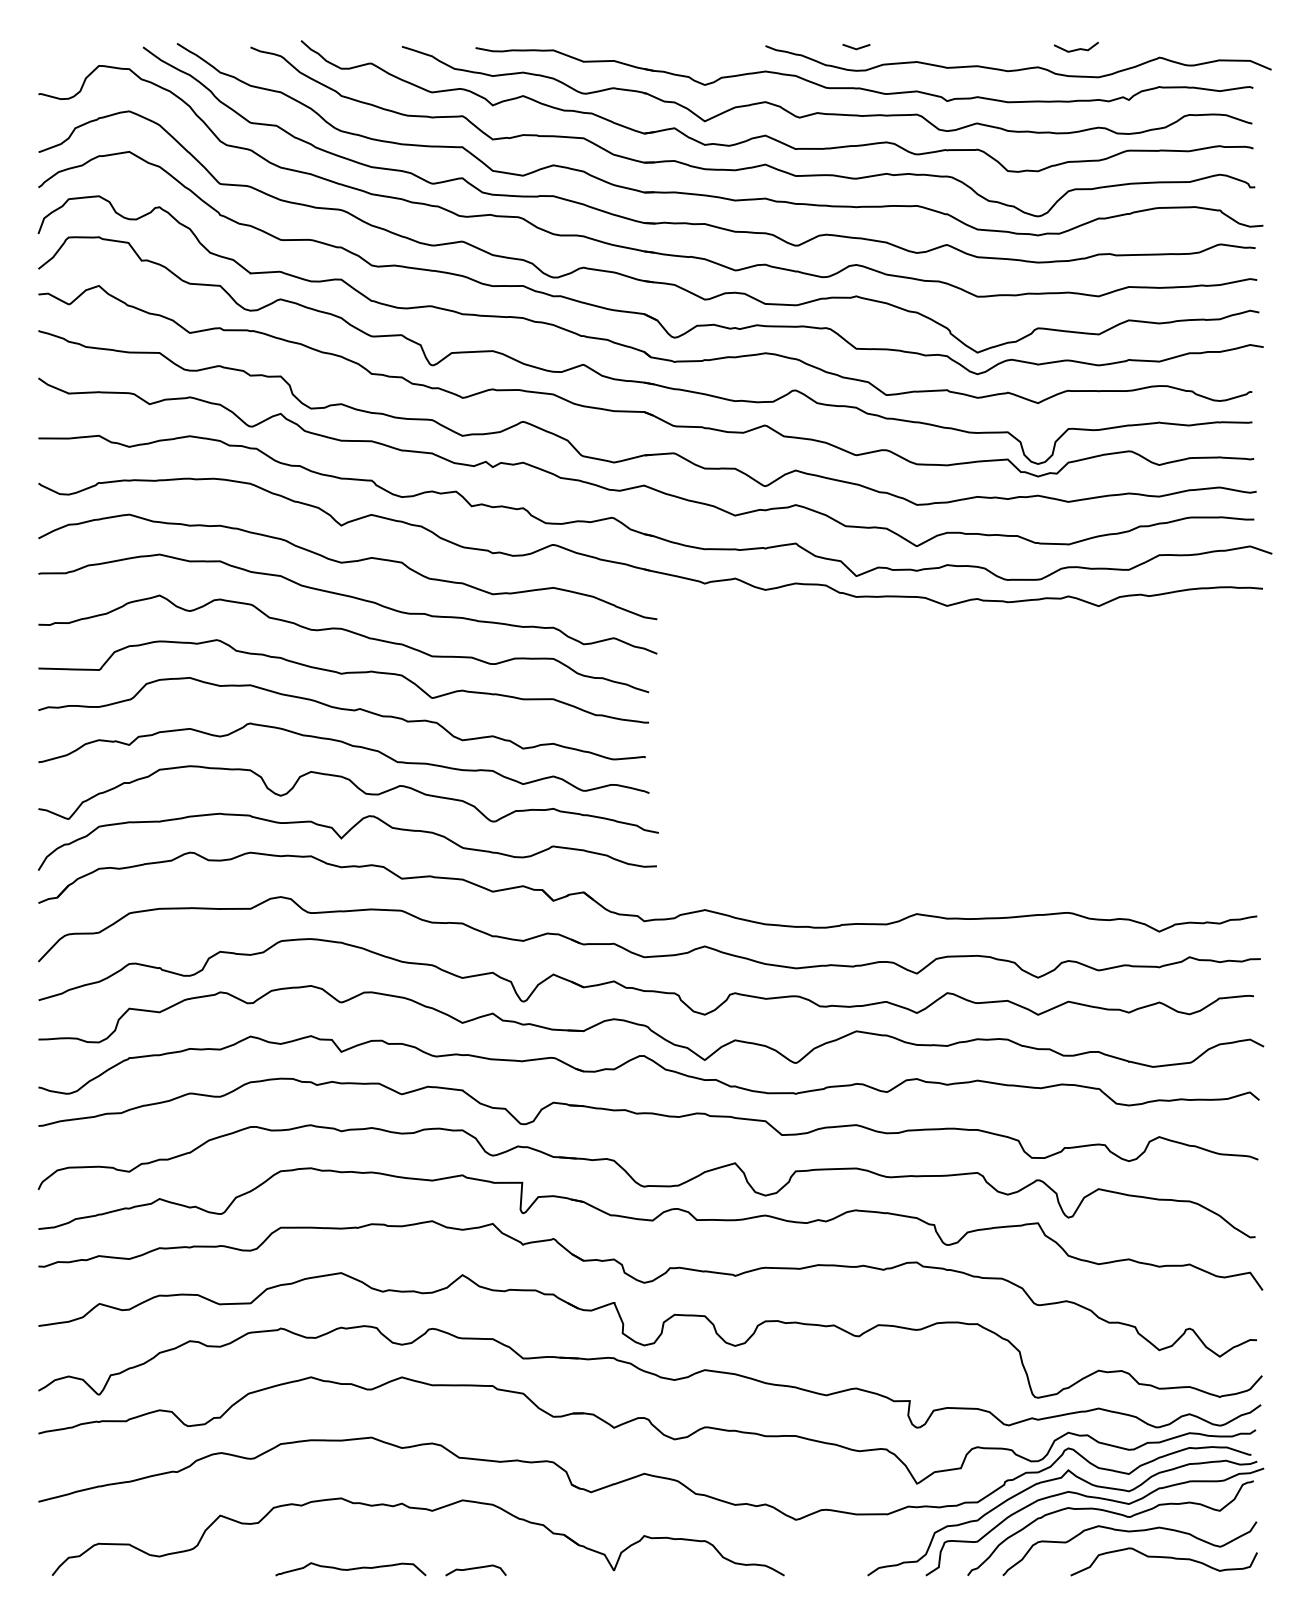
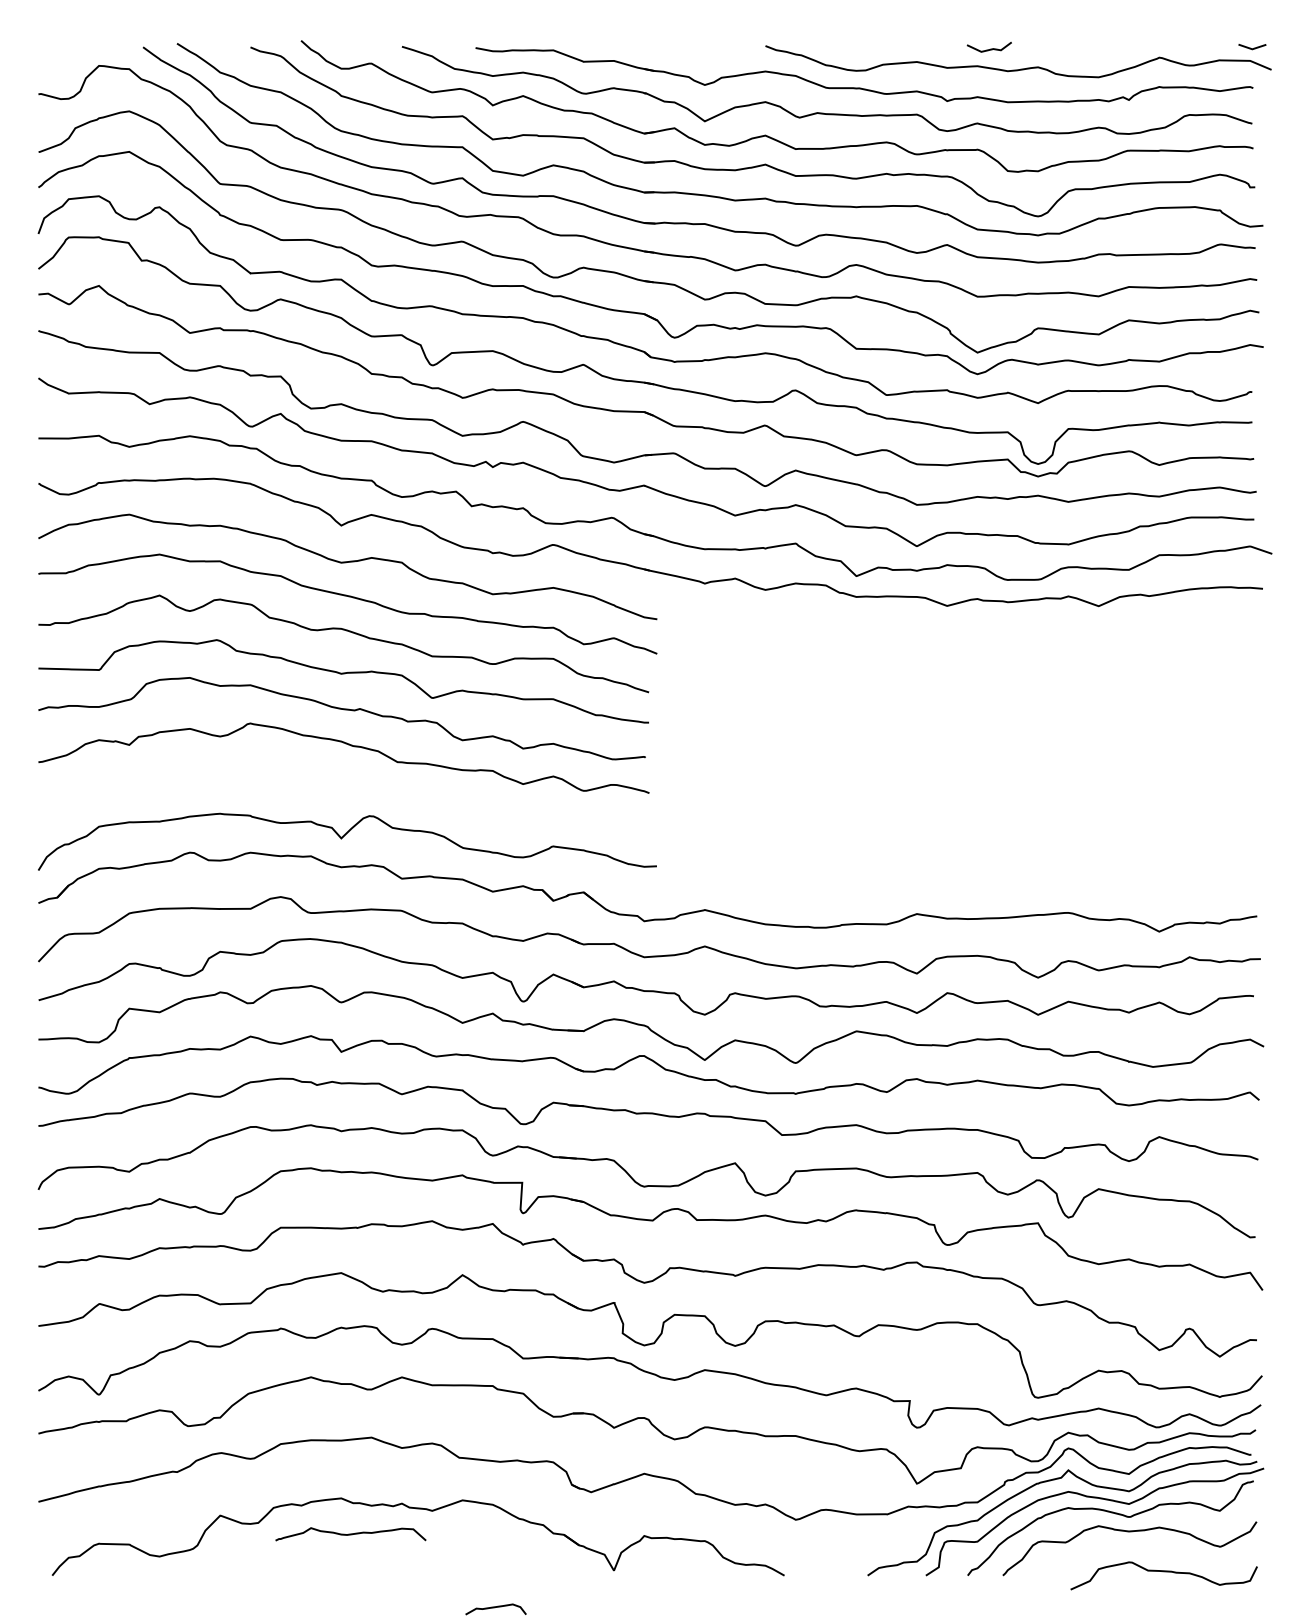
line position: (856, 48) -> (1252, 48) (1252, 48)
line position: (1077, 48) -> (990, 48) (990, 48)
curve: present -> none (358, 789)
curve position: (1163, 1558) -> (1163, 1572) (1163, 1572)
curve position: (350, 1569) -> (350, 1534) (350, 1534)
curve position: (474, 1569) -> (494, 1608) (494, 1608)
